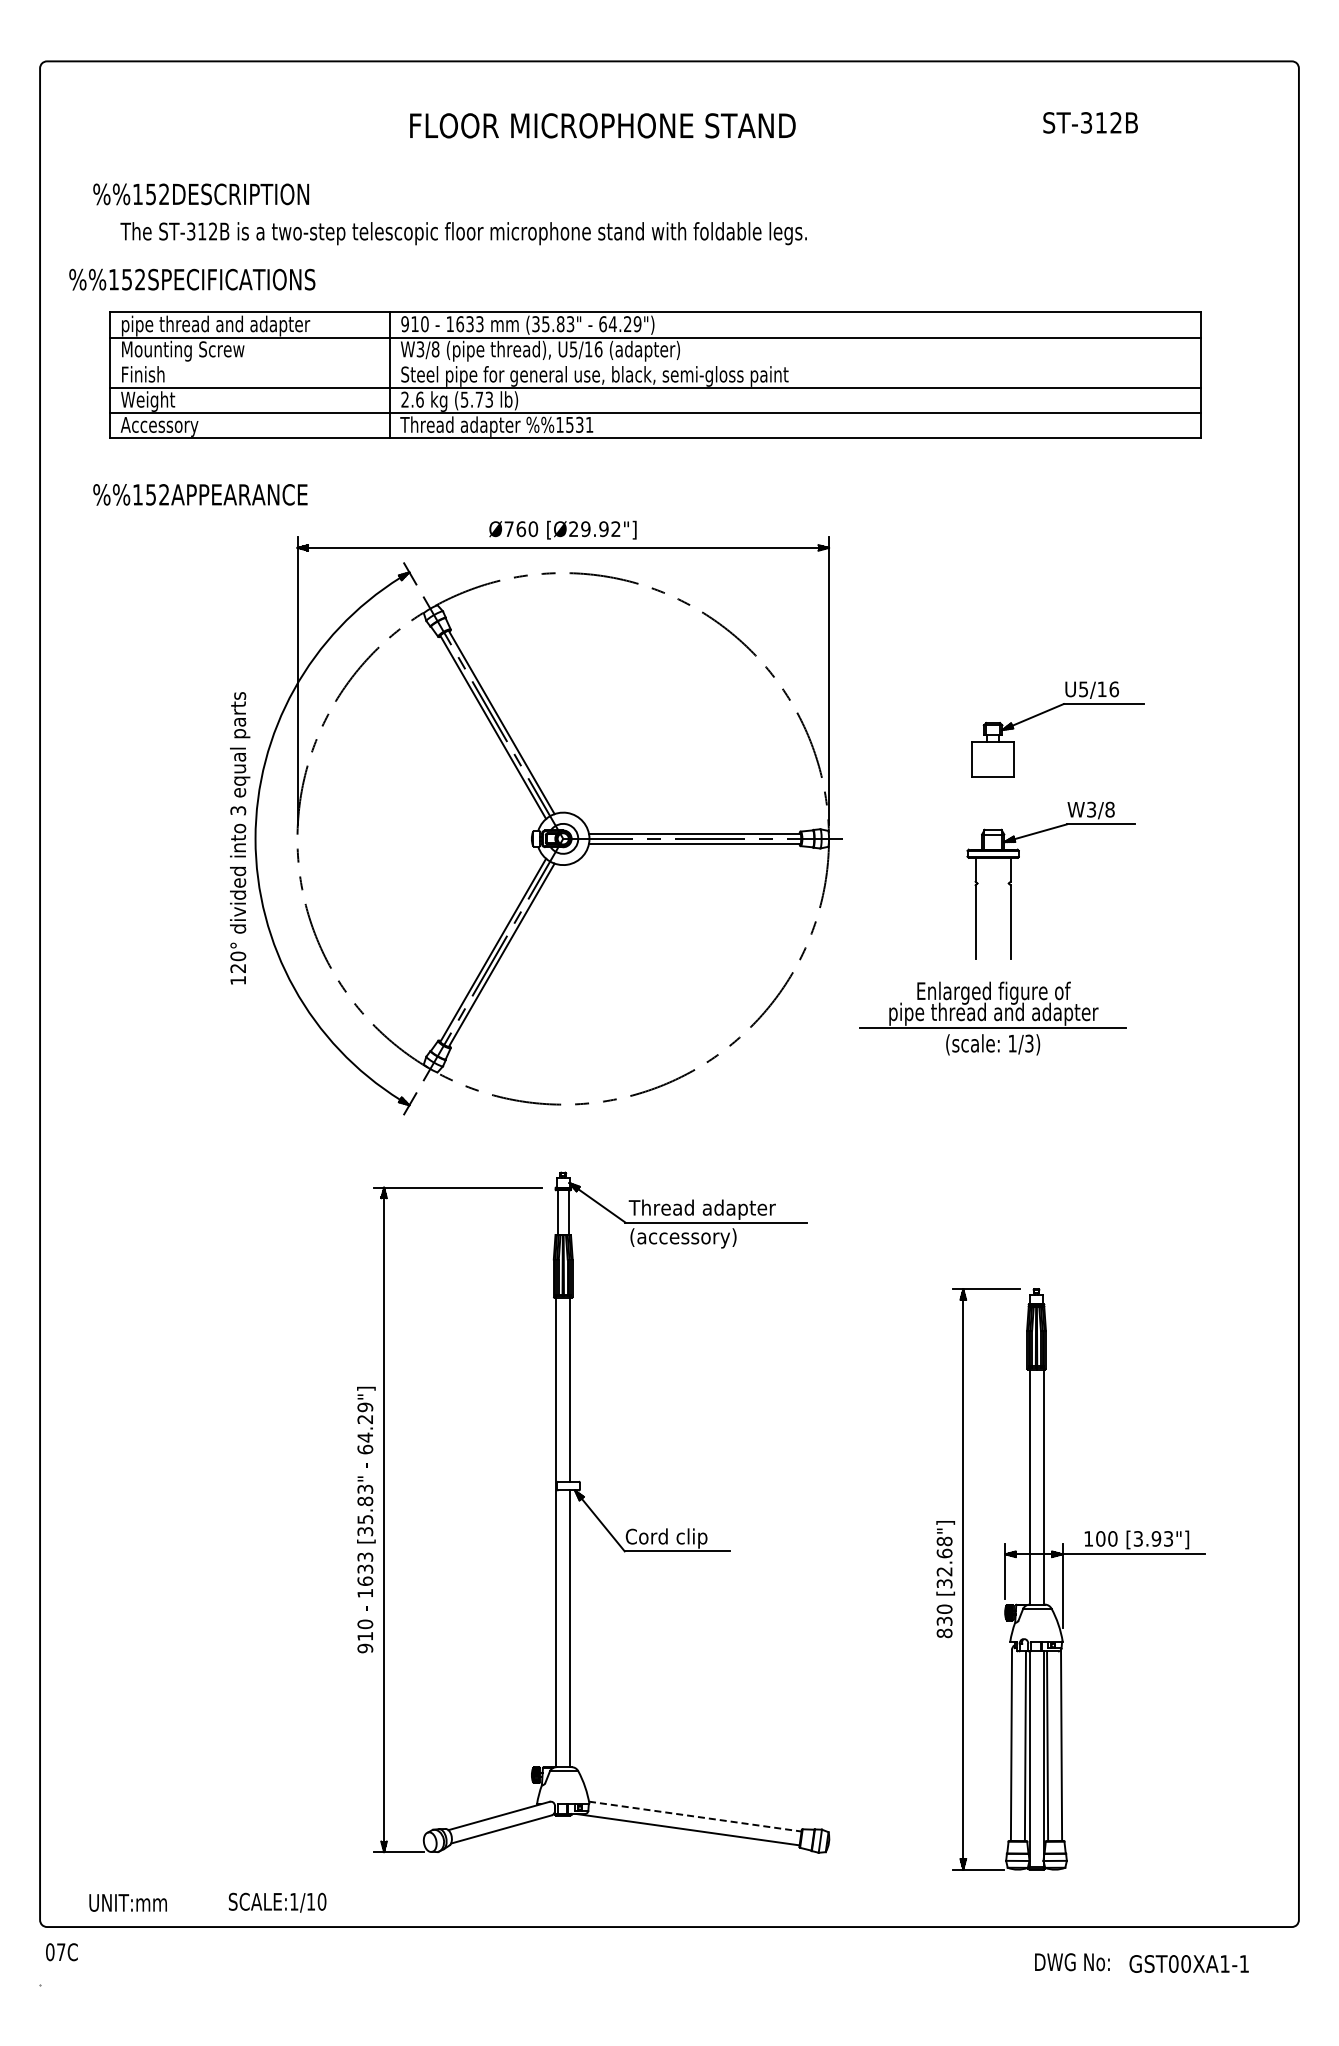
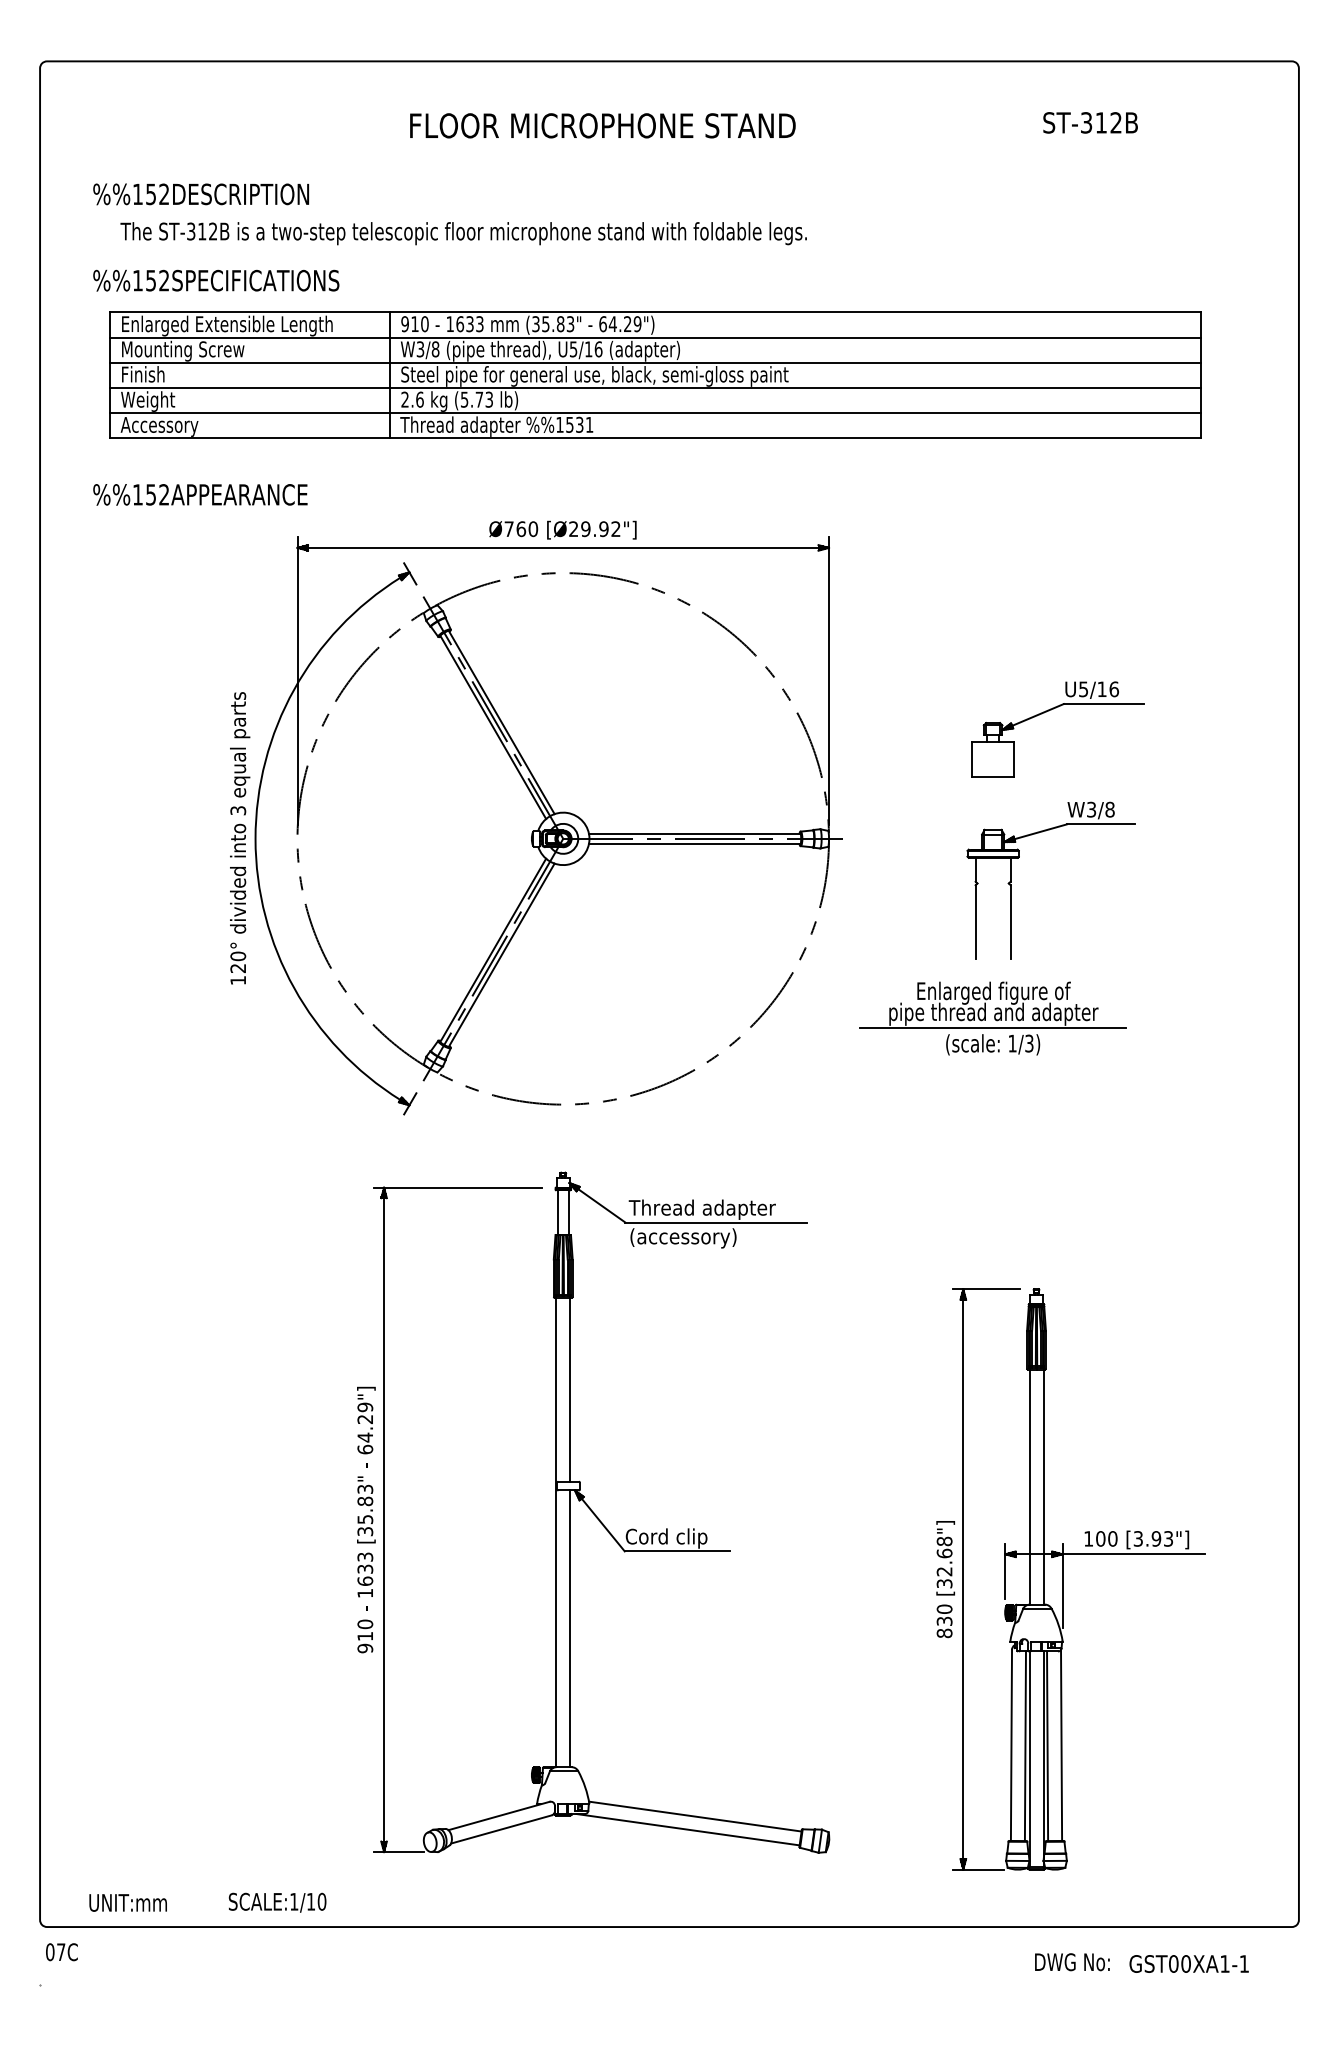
text position: (192, 279) -> (216, 280) (216, 280)
text: pipe thread and adapter -> Enlarged Extensible Length (227, 325)
line: none -> present (655, 362)
line: dashed -> solid (695, 1816)
